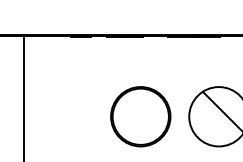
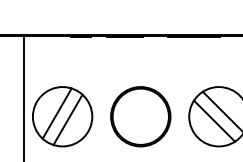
part: none -> present (62, 116)
line: none -> present (214, 120)
